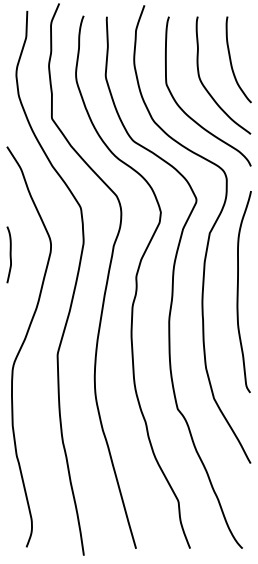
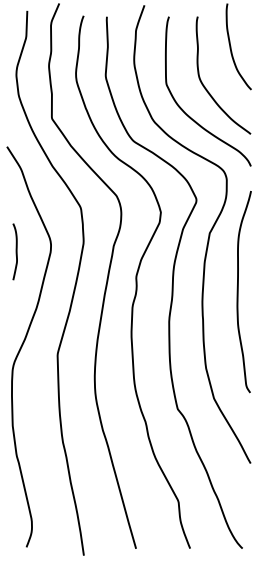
curve position: (231, 59) -> (231, 46) (231, 46)
curve position: (9, 254) -> (15, 251) (15, 251)
